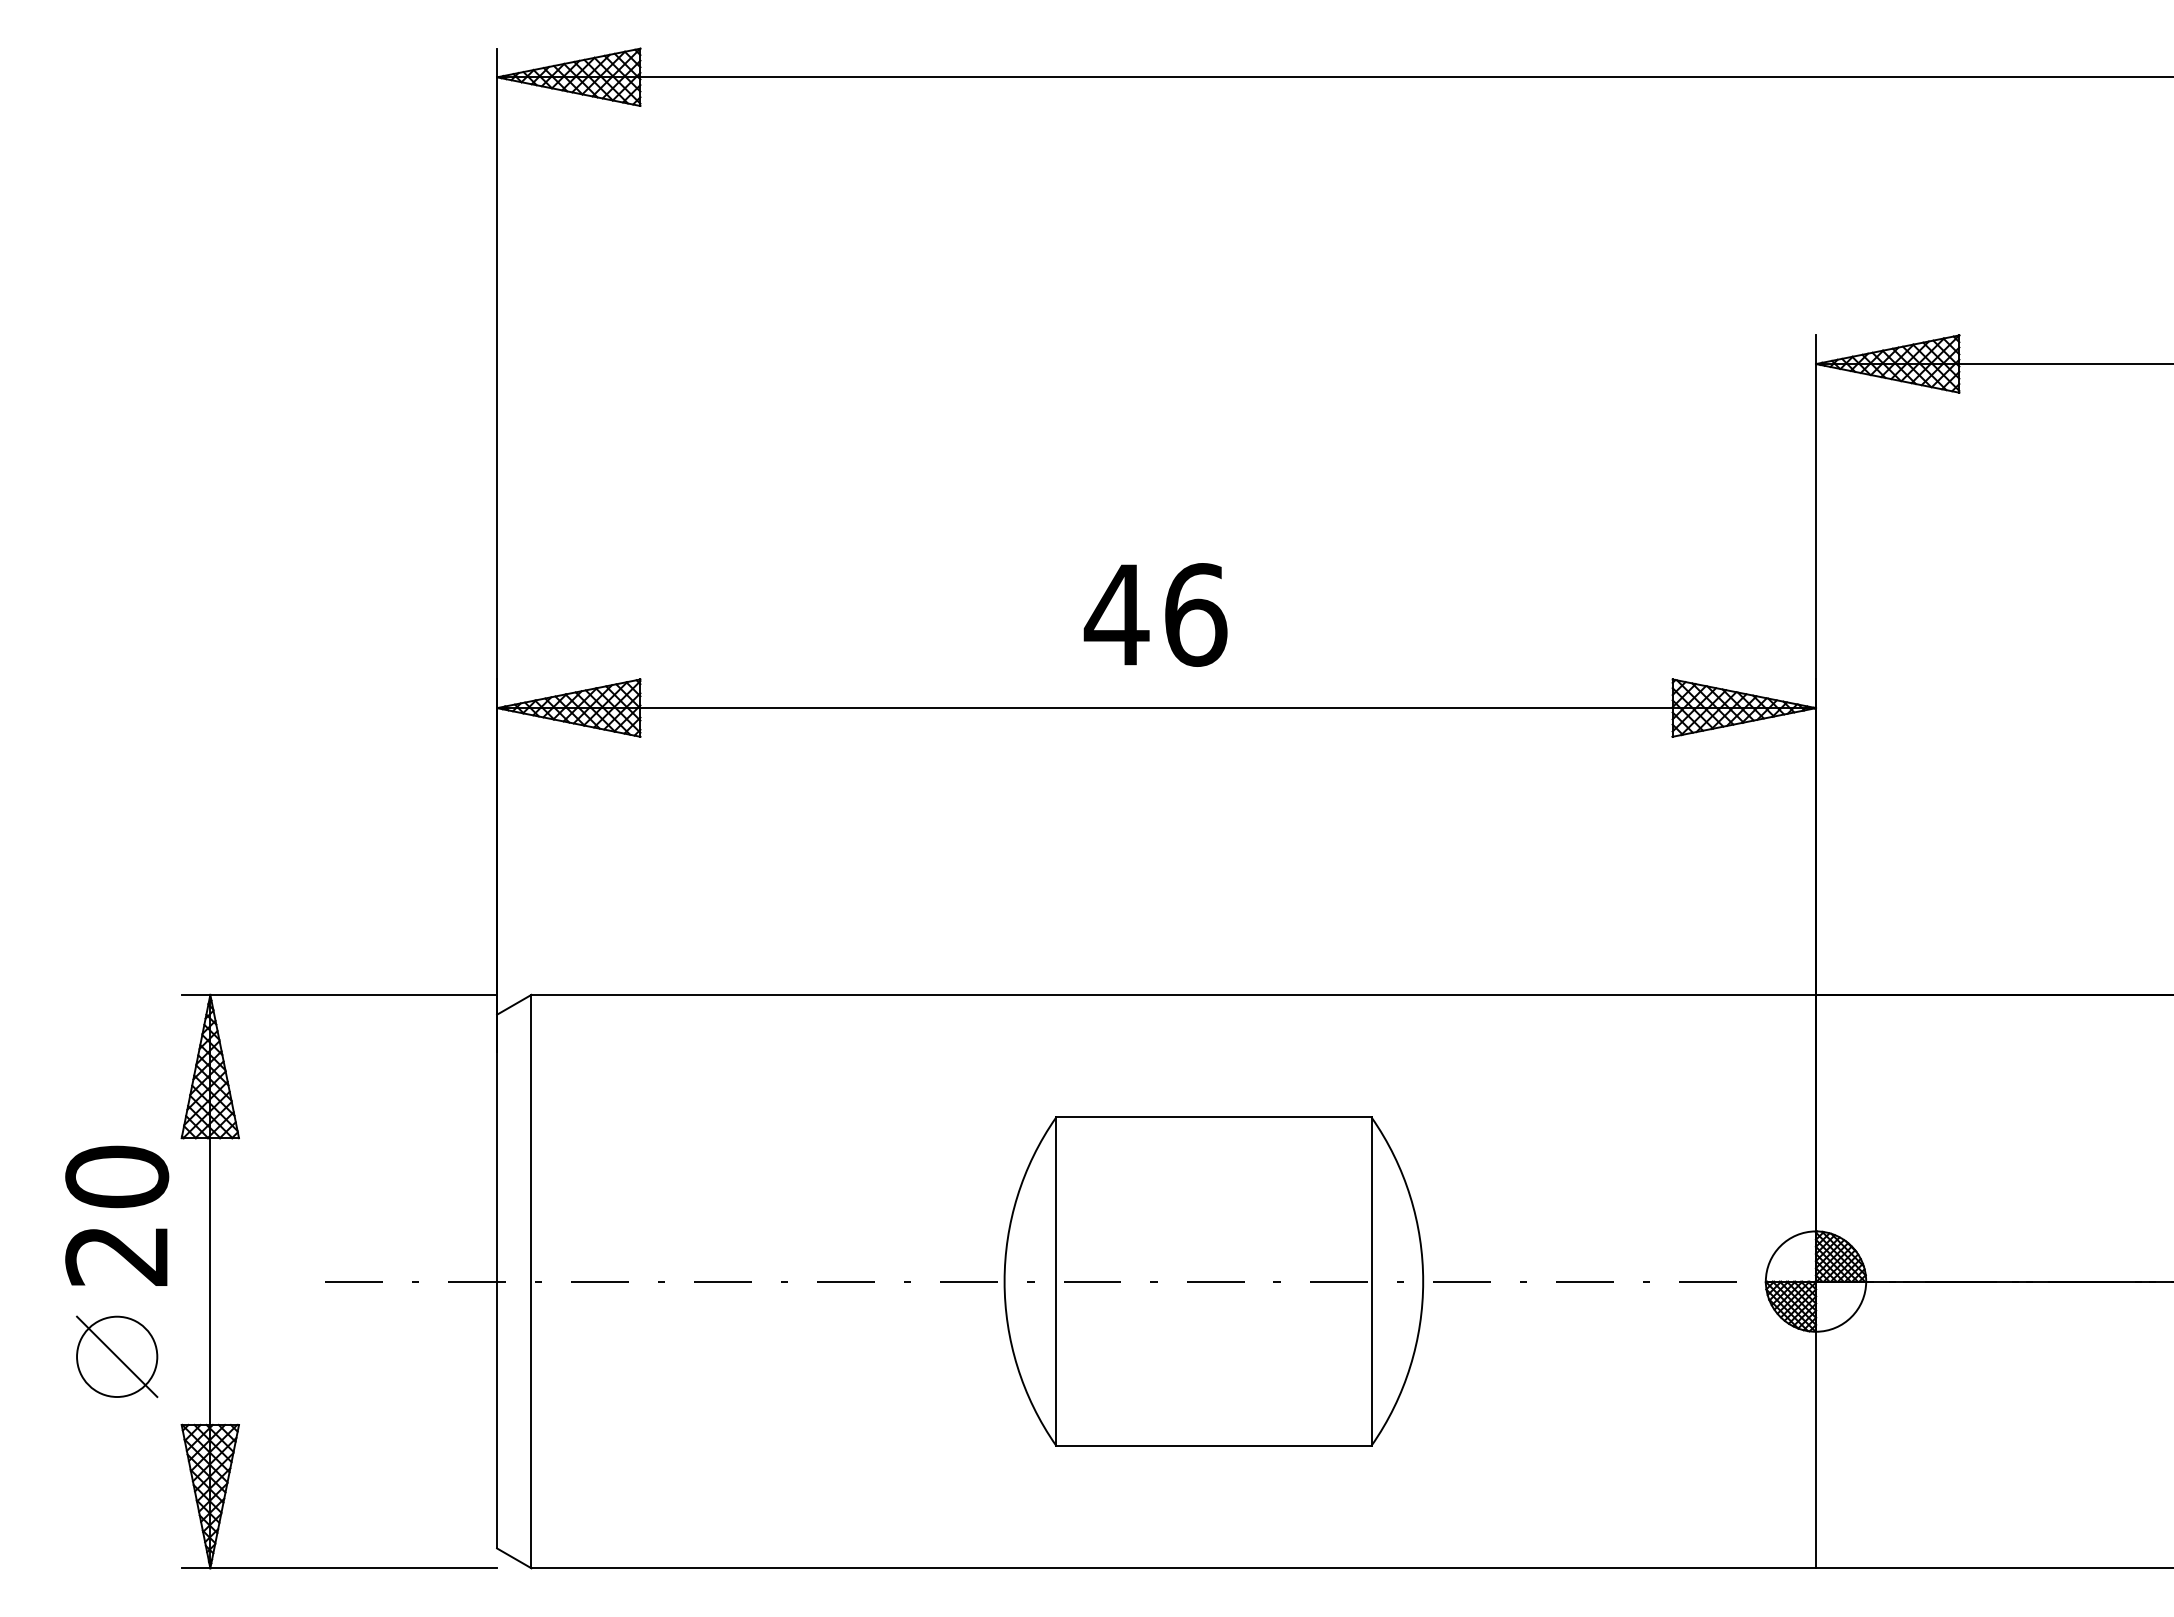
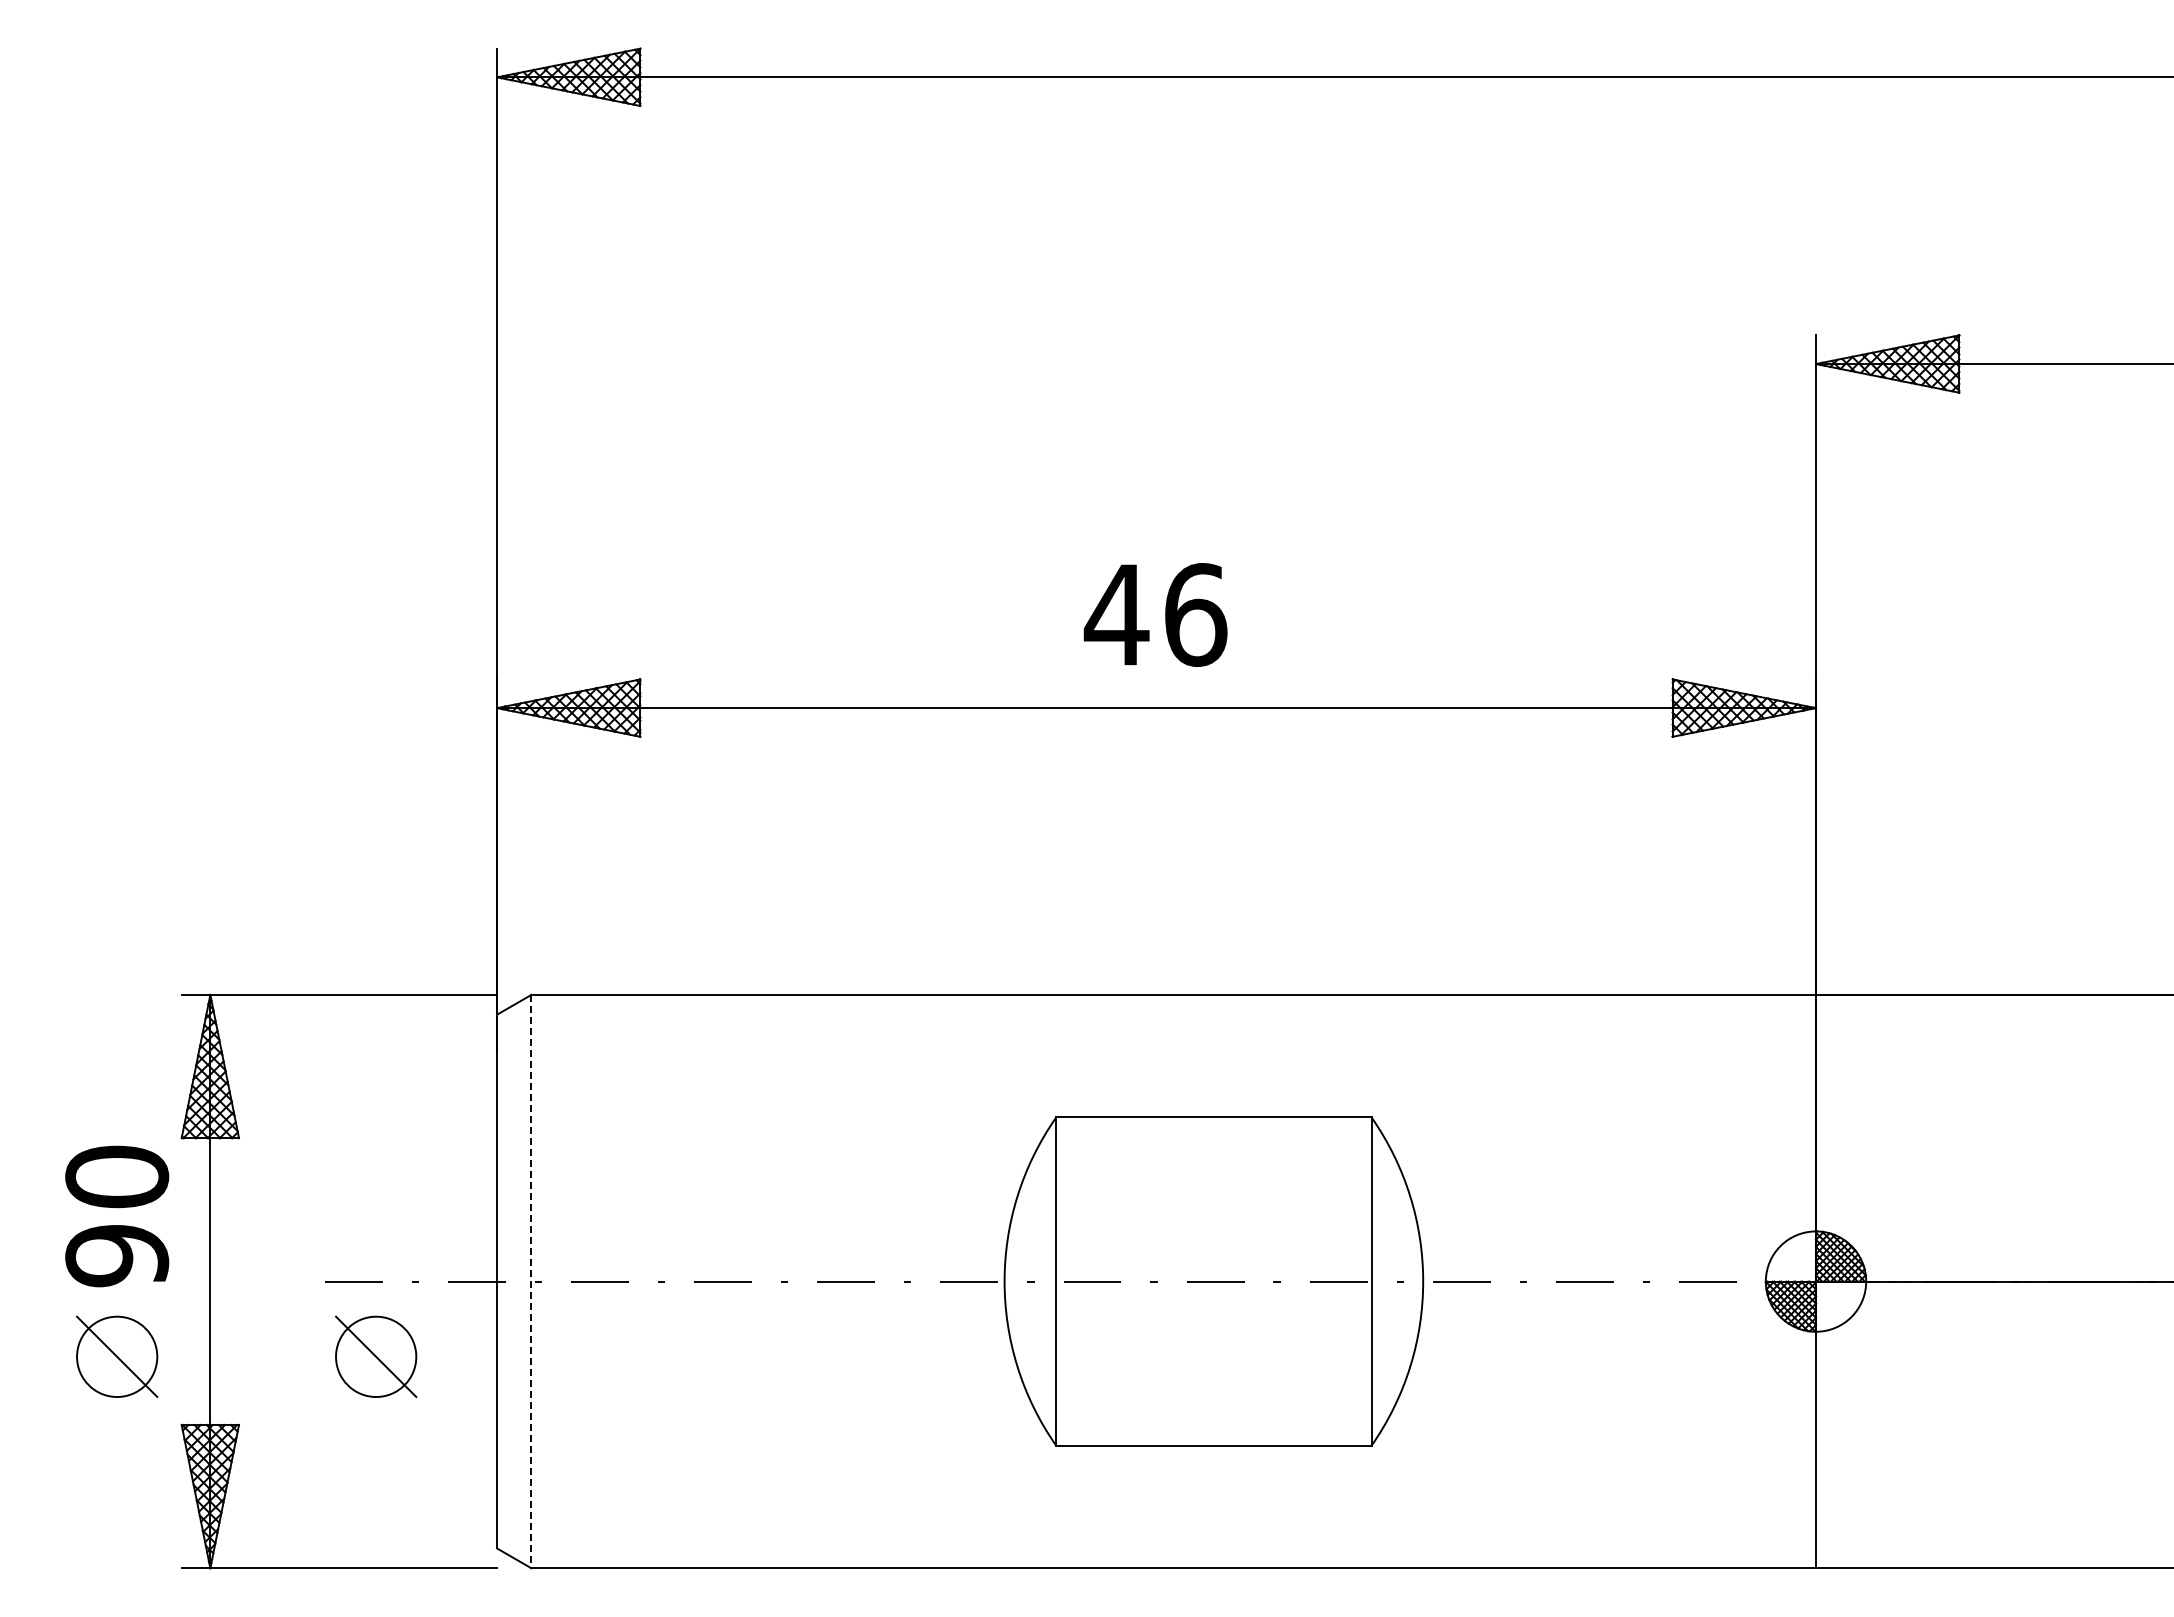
text: 20 -> 90 (117, 1256)
line: solid -> dashed (531, 1281)
part: none -> present (376, 1356)
